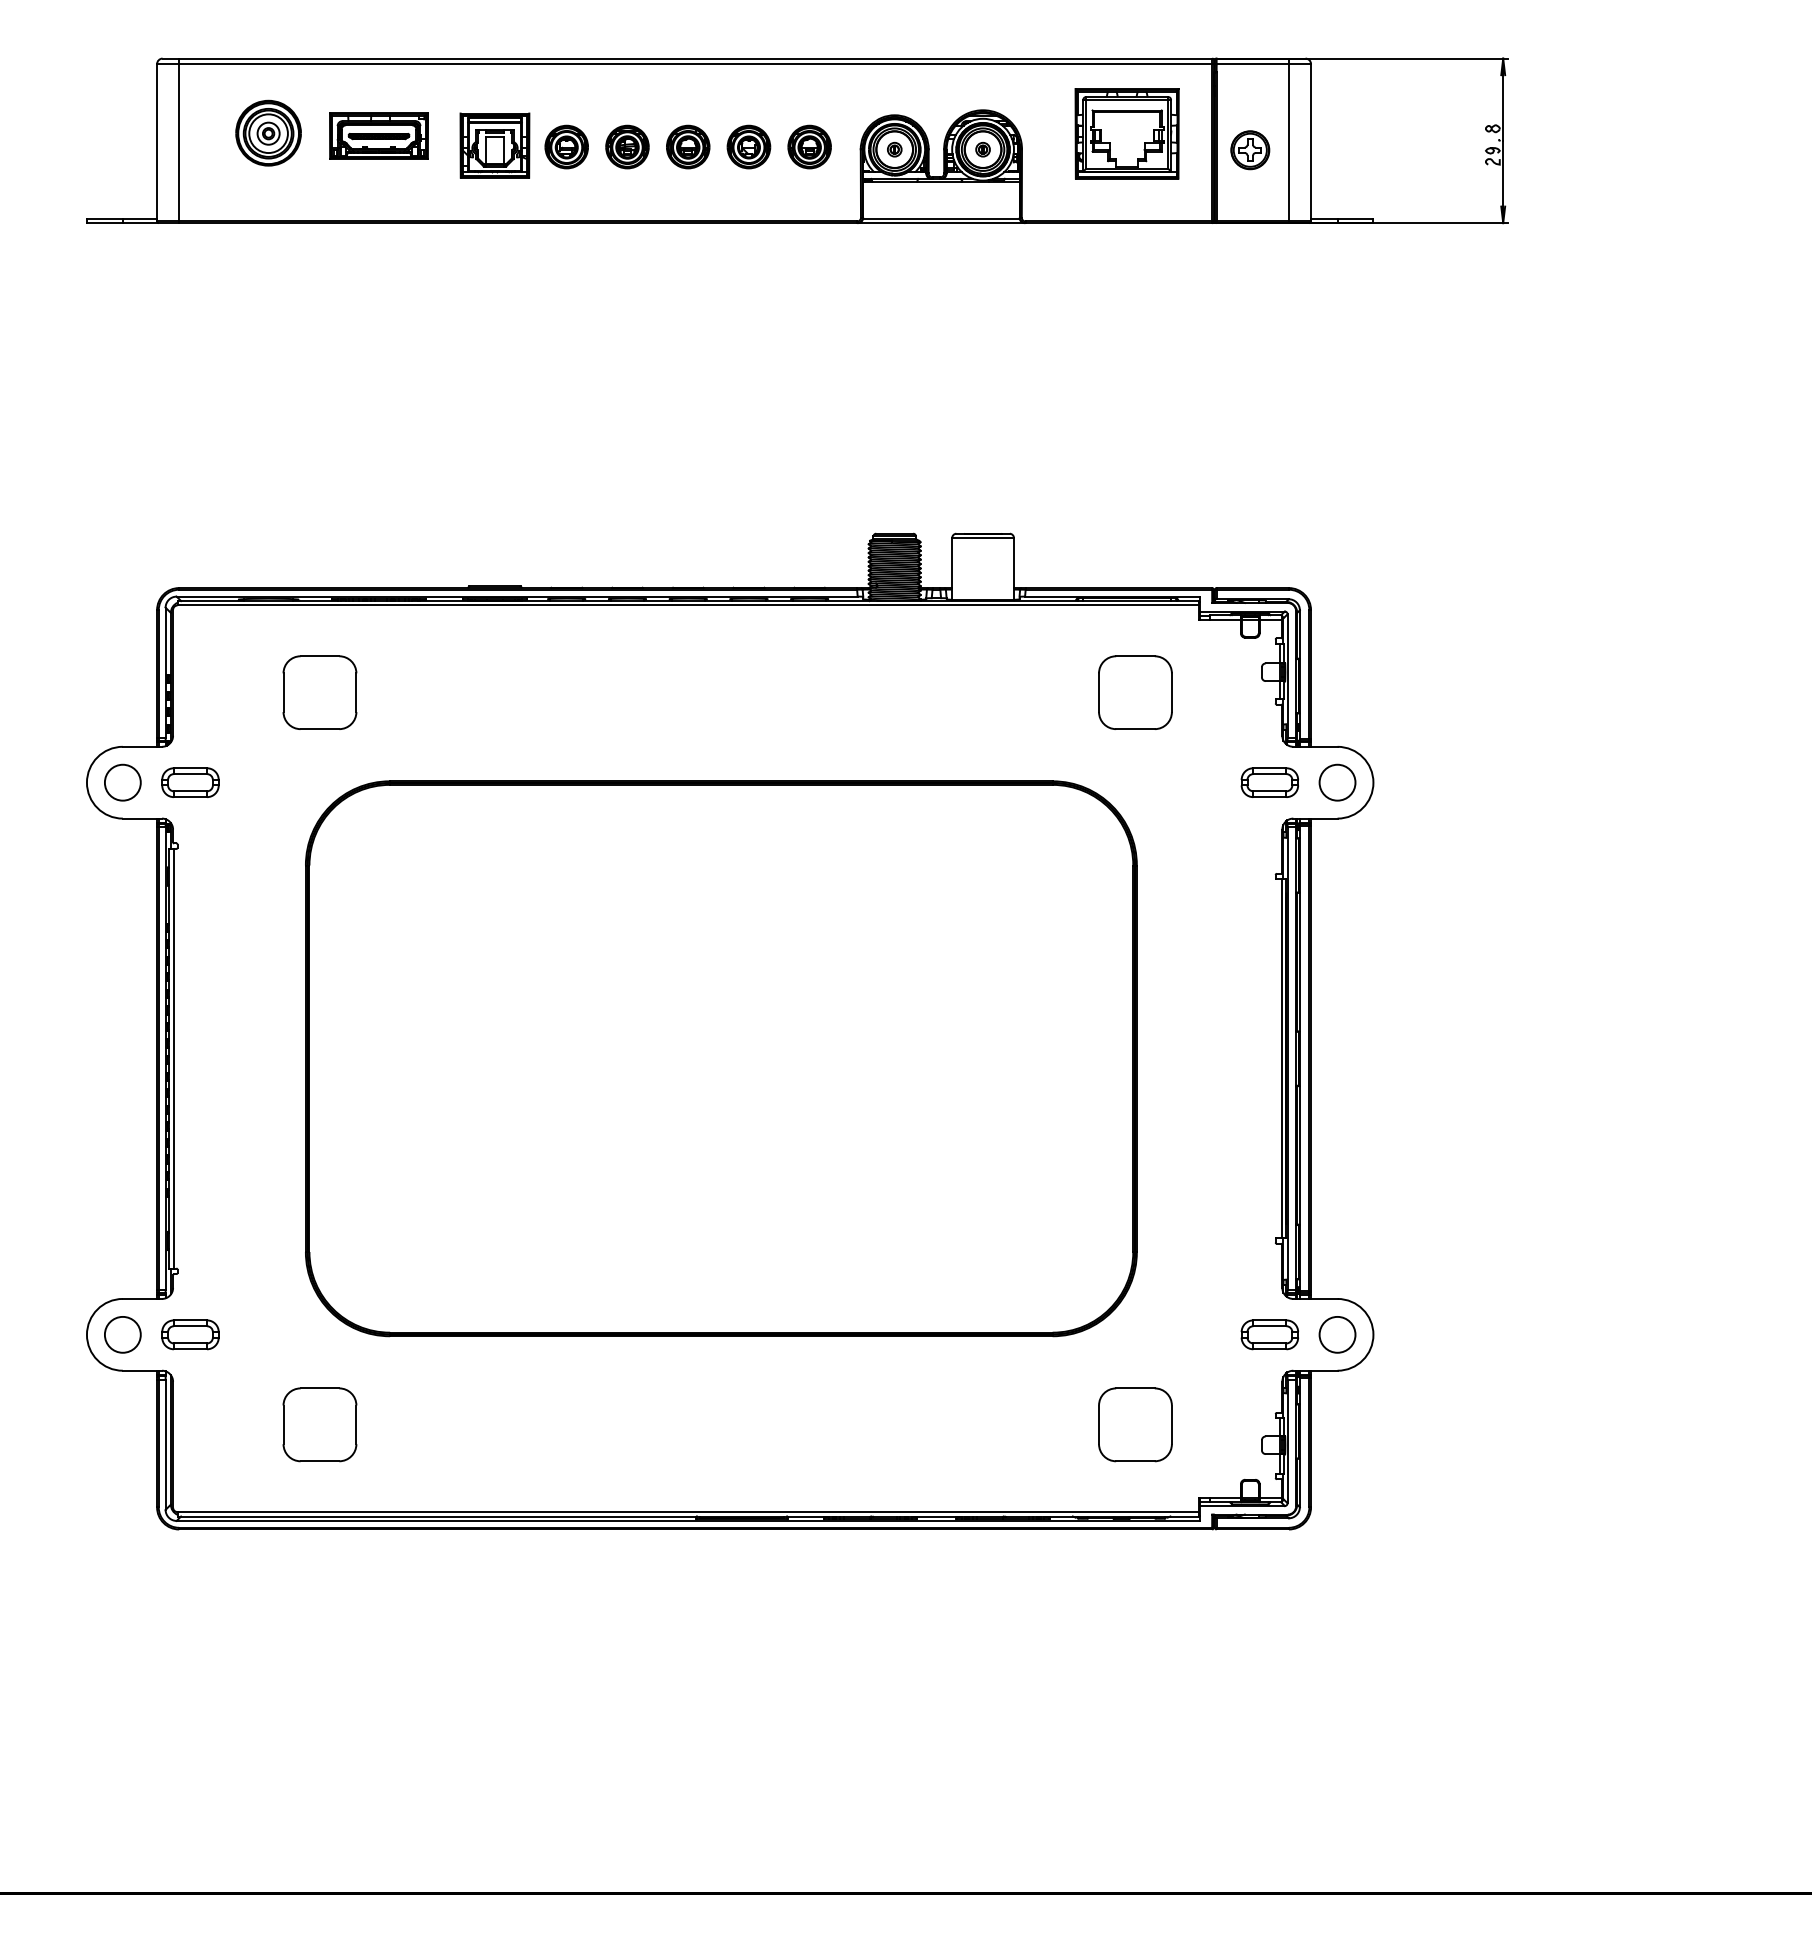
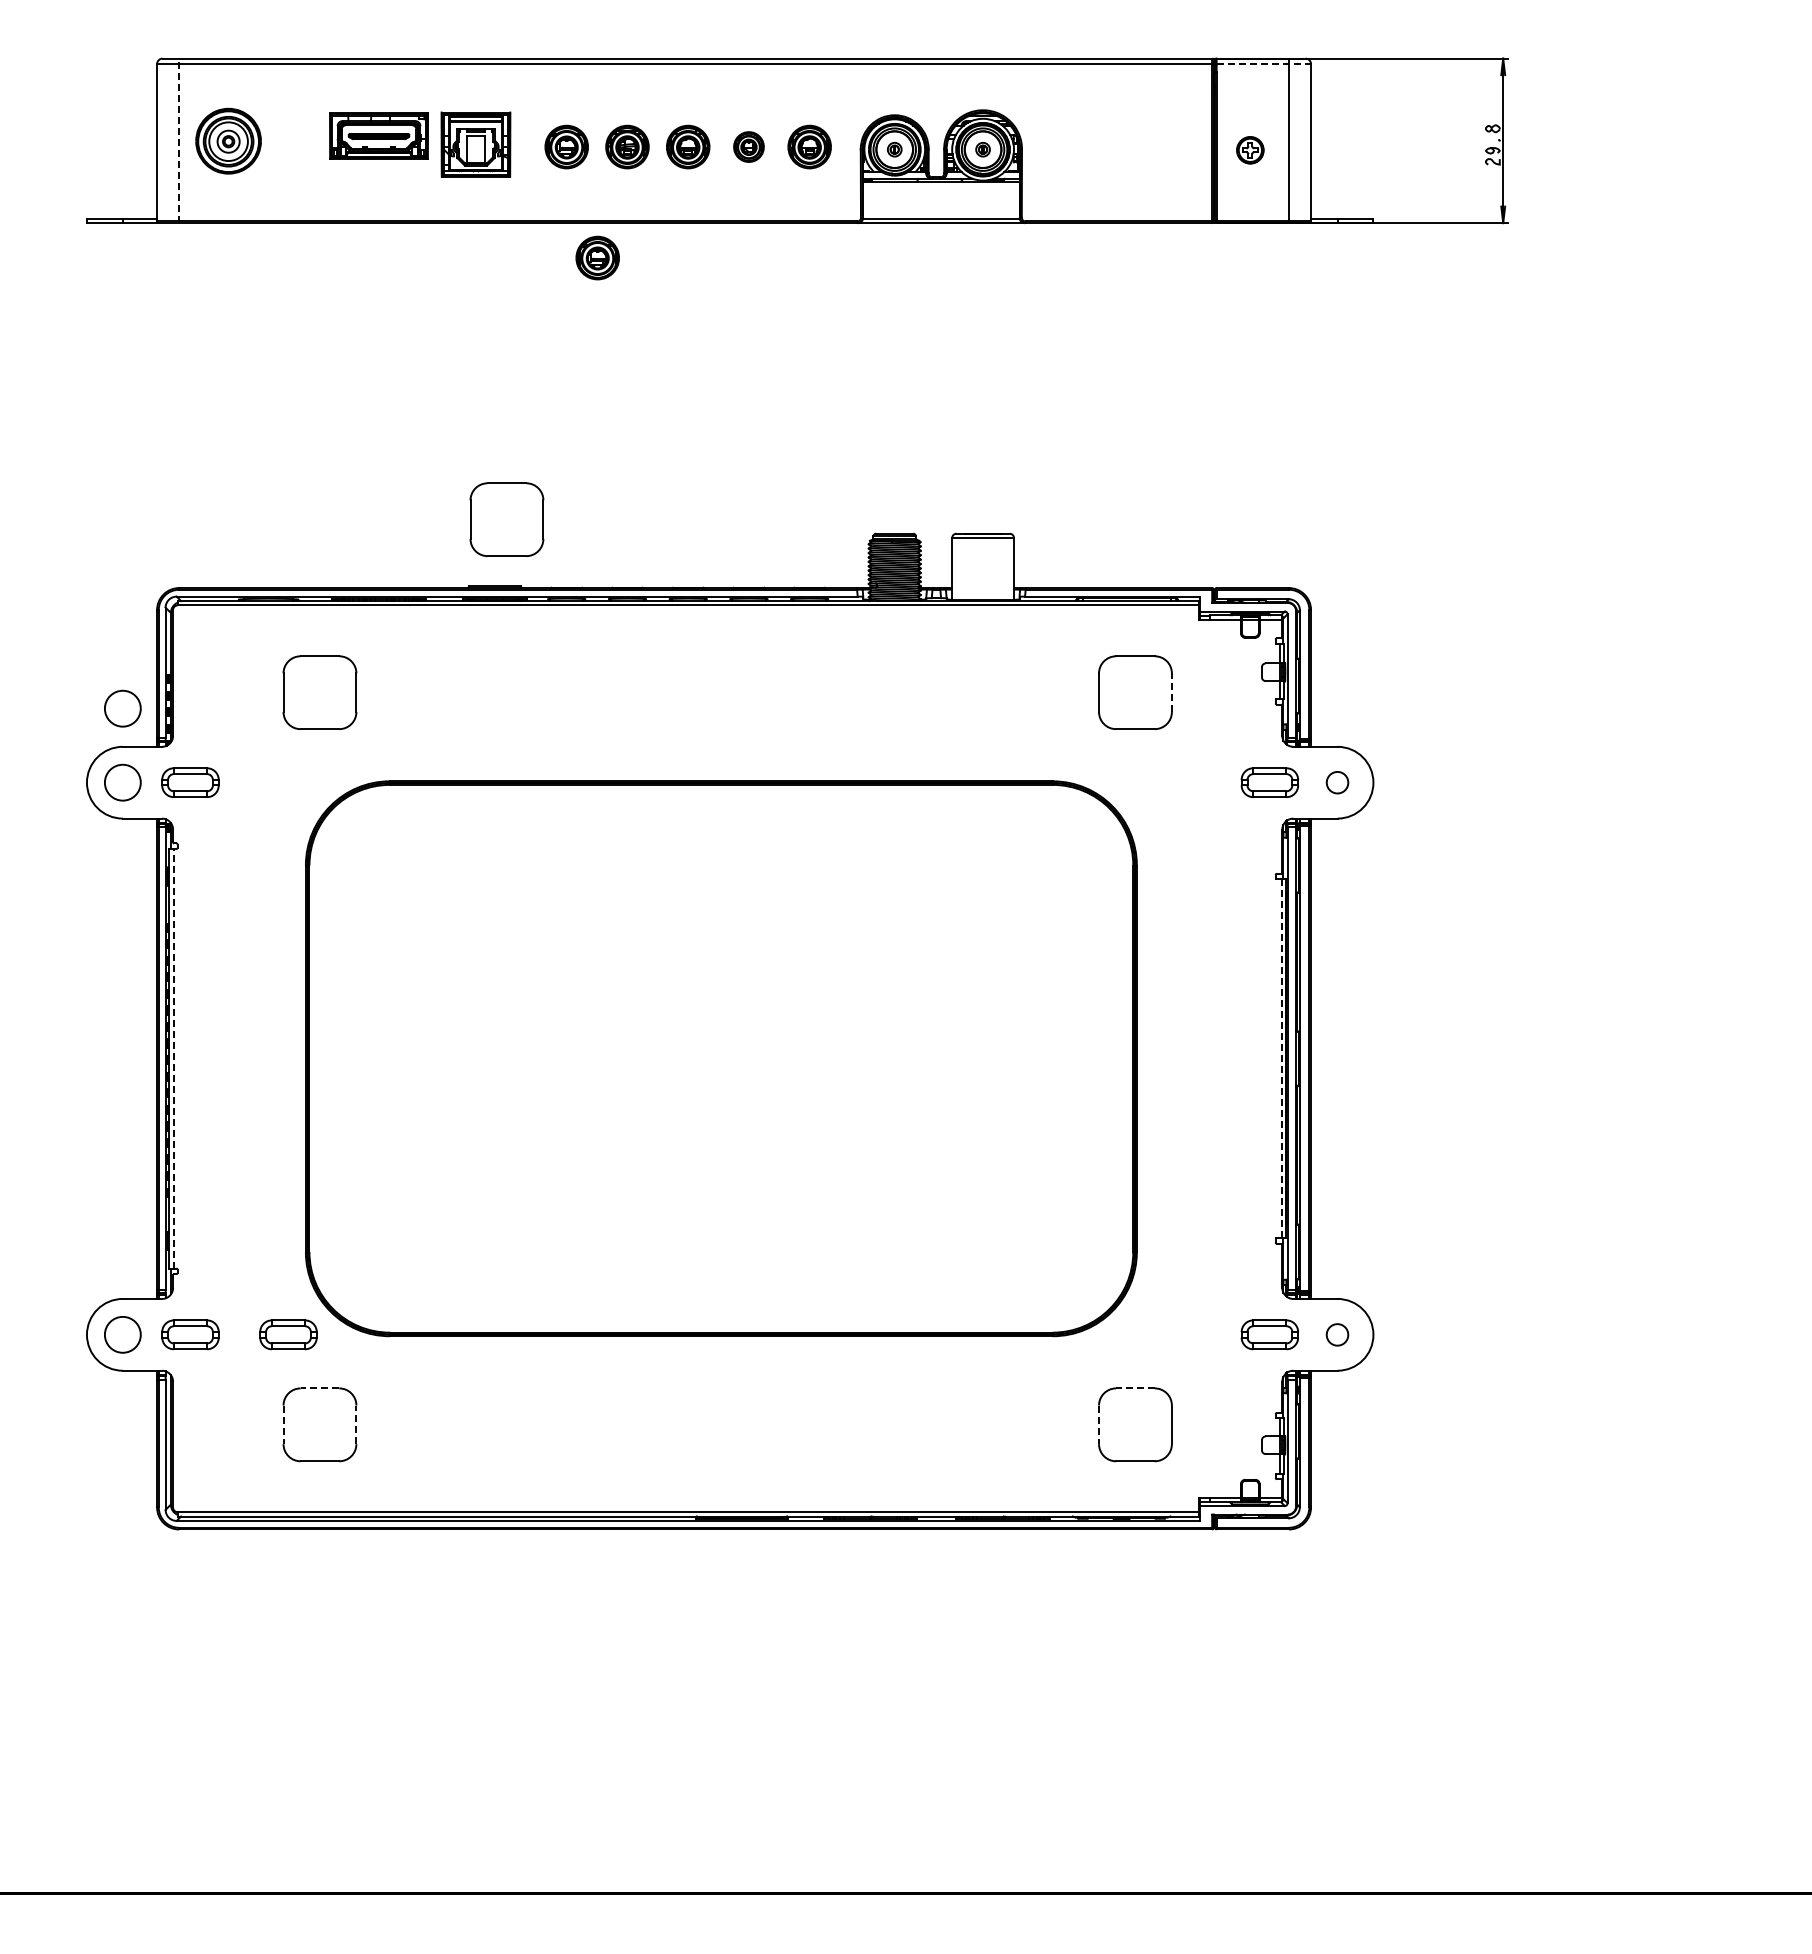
line: solid -> dashed (1264, 64)
part position: (268, 132) -> (228, 140) (228, 140)
part: present -> none (1126, 133)
line: solid -> dashed (179, 140)
part position: (494, 145) -> (475, 144) (475, 144)
part size: 46x46 px -> 32x32 px (748, 146)
part size: 41x41 px -> 29x29 px (1250, 150)
part: none -> present (597, 257)
part: none -> present (506, 519)
line: solid -> dashed (1171, 692)
circle: none -> present (122, 708)
circle diameter: 36 px -> 22 px (1337, 782)
line: solid -> dashed (173, 1058)
line: solid -> dashed (1281, 1058)
part: none -> present (288, 1334)
circle size: 39x38 px -> 25x24 px (1337, 1334)
line: solid -> dashed (319, 1388)
line: solid -> dashed (1134, 1388)
line: solid -> dashed (356, 1424)
line: solid -> dashed (283, 1425)
line: solid -> dashed (1099, 1425)
